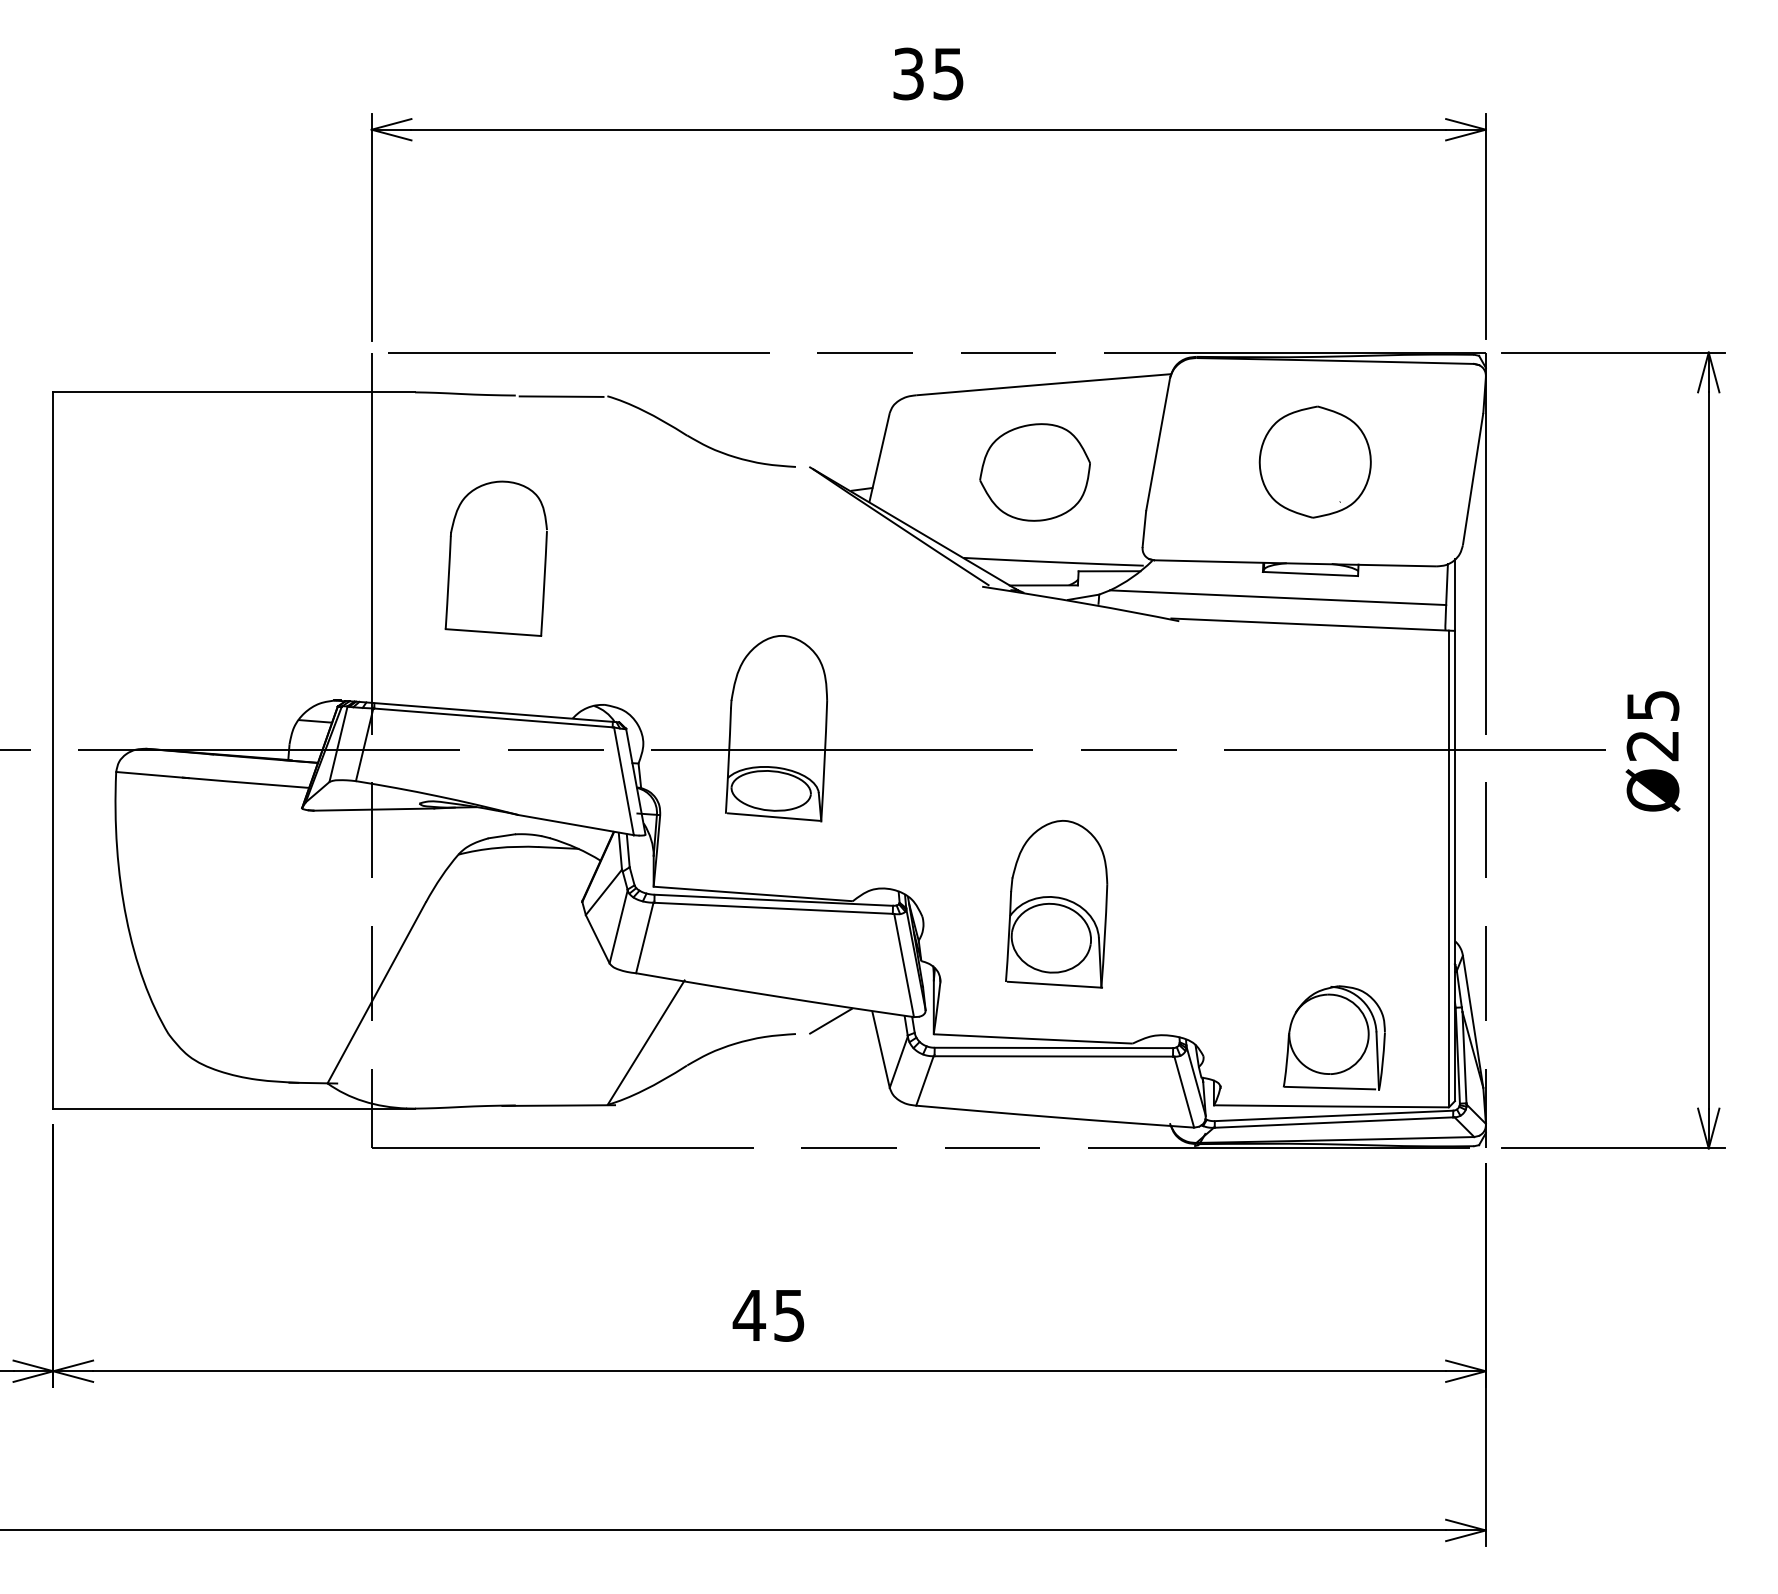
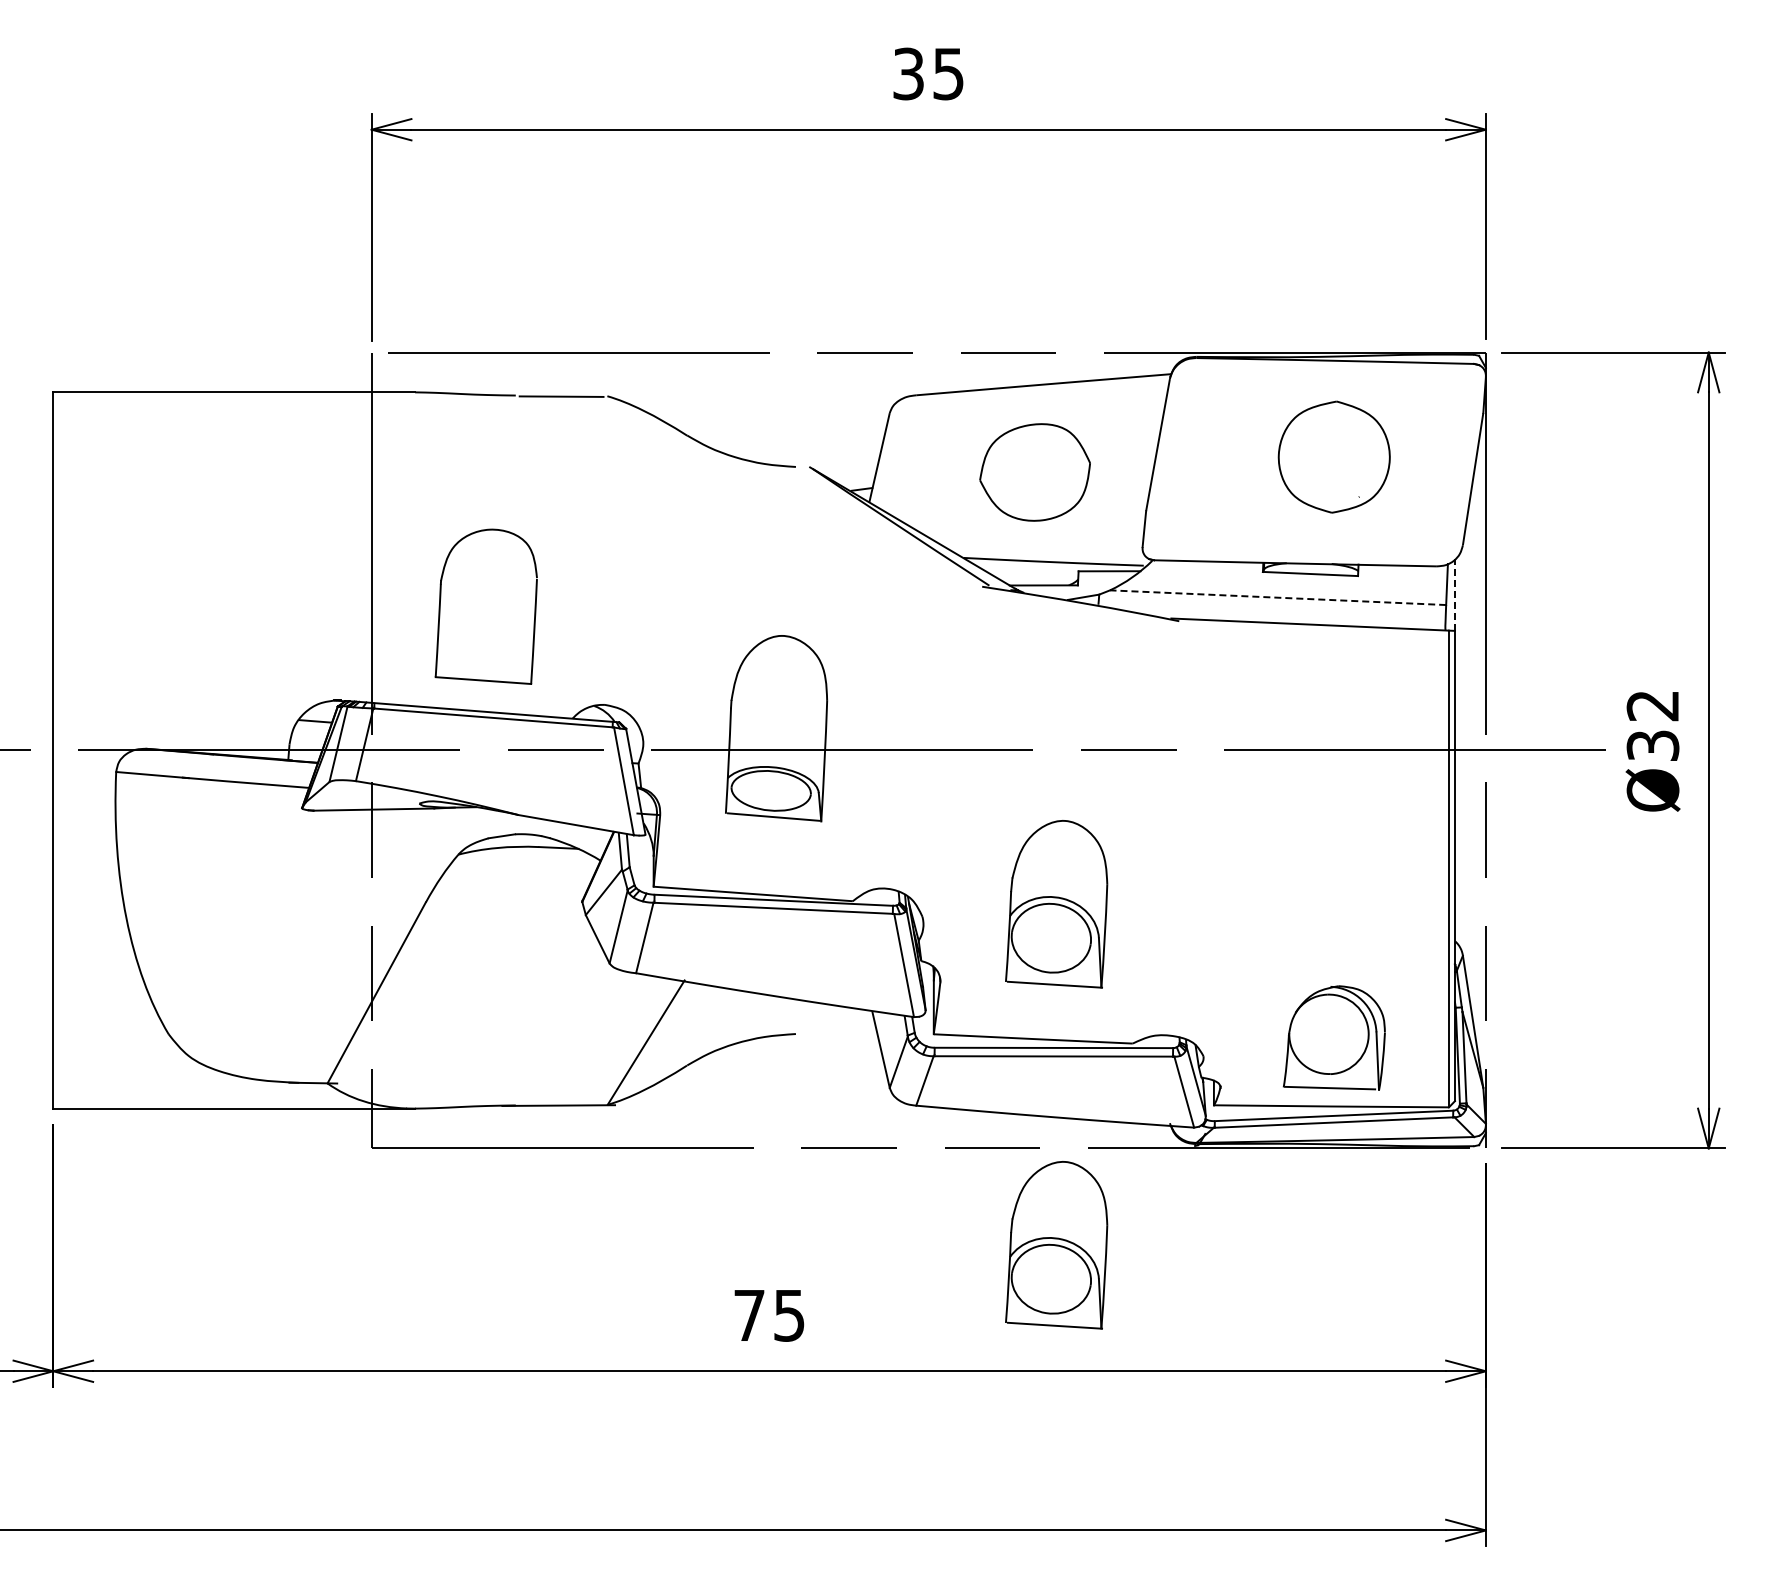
part position: (1314, 461) -> (1333, 456) (1333, 456)
part position: (495, 558) -> (485, 606) (485, 606)
line: solid -> dashed (1455, 595)
line: solid -> dashed (1277, 597)
text: Ø25 -> Ø32 (1652, 726)
line: present -> none (830, 1020)
part: none -> present (1056, 1245)
text: 45 -> 75 (749, 1315)
